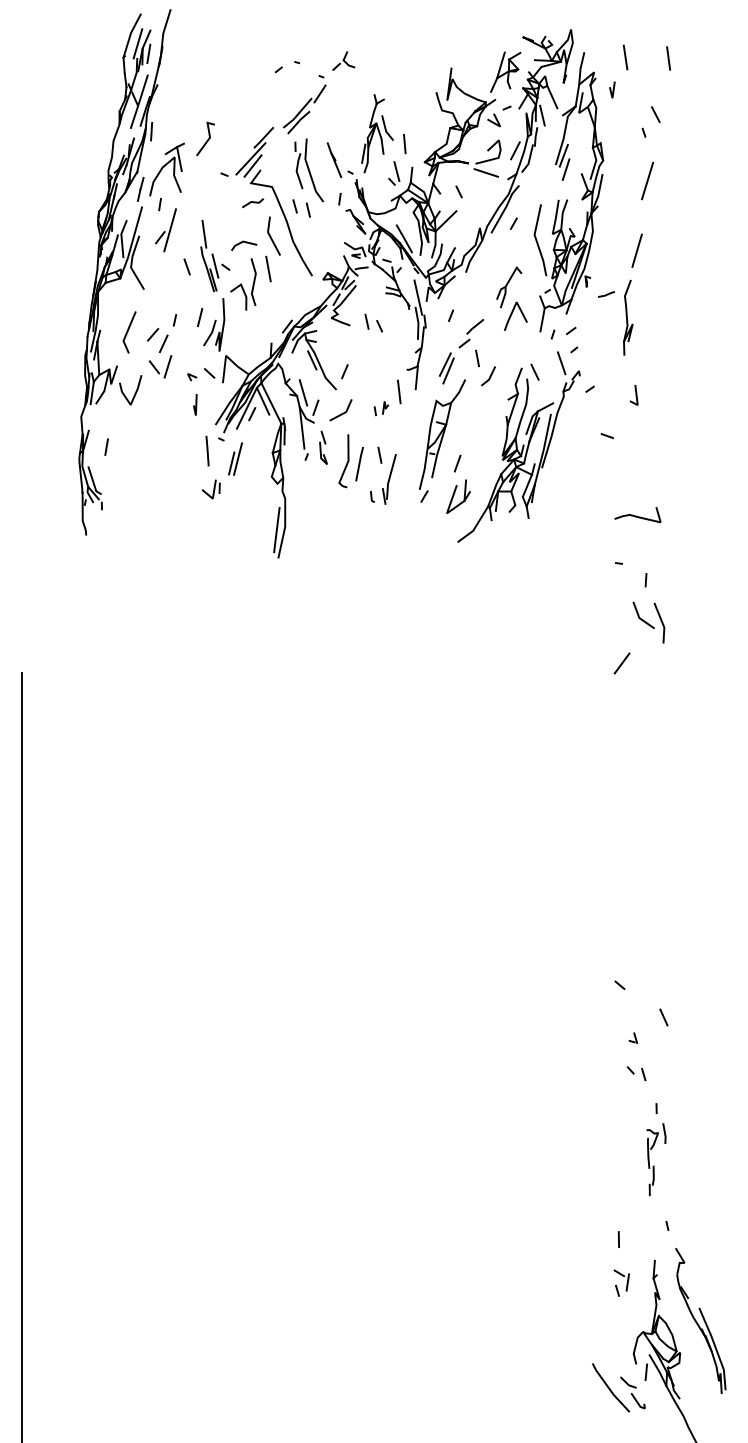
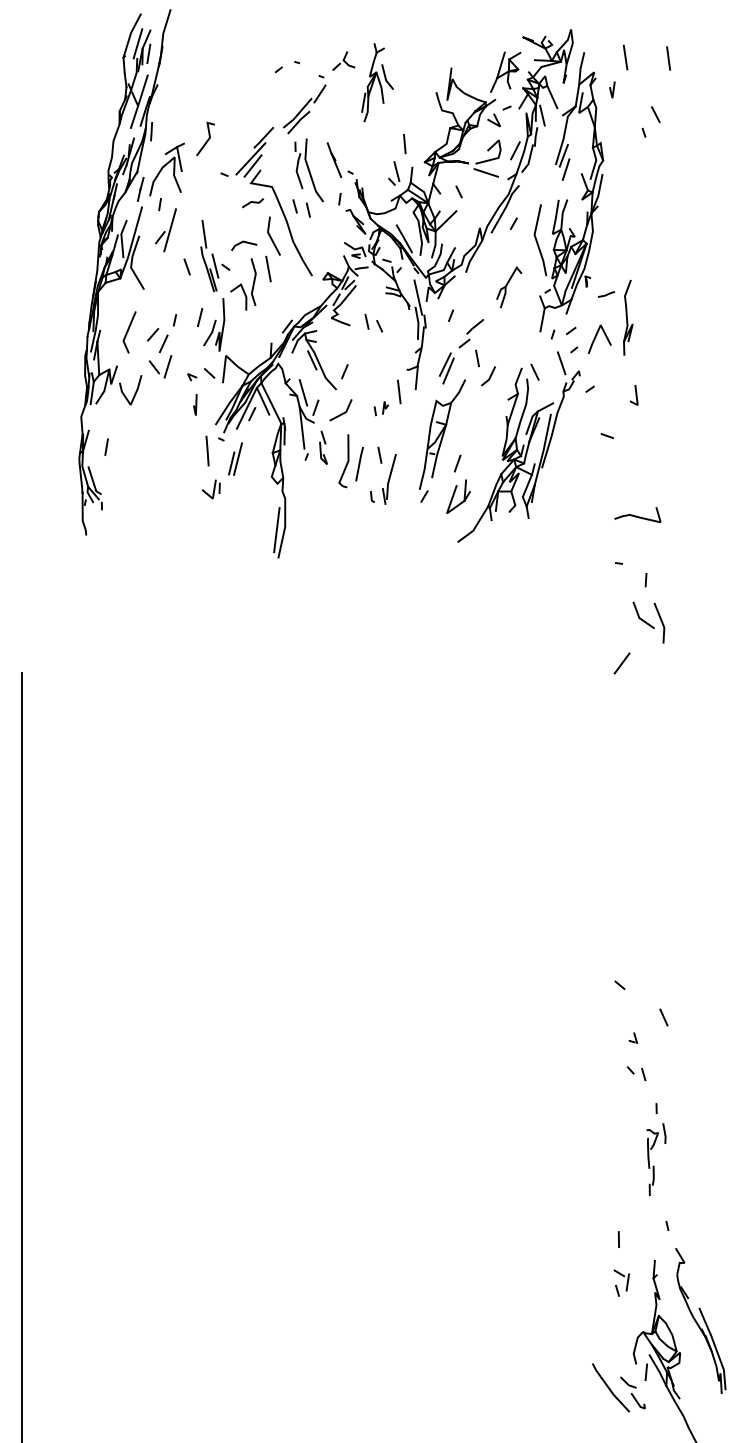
part position: (377, 133) -> (377, 82) (377, 82)
line: present -> none (647, 180)
line: present -> none (636, 250)
line position: (512, 314) -> (596, 337) (596, 337)
